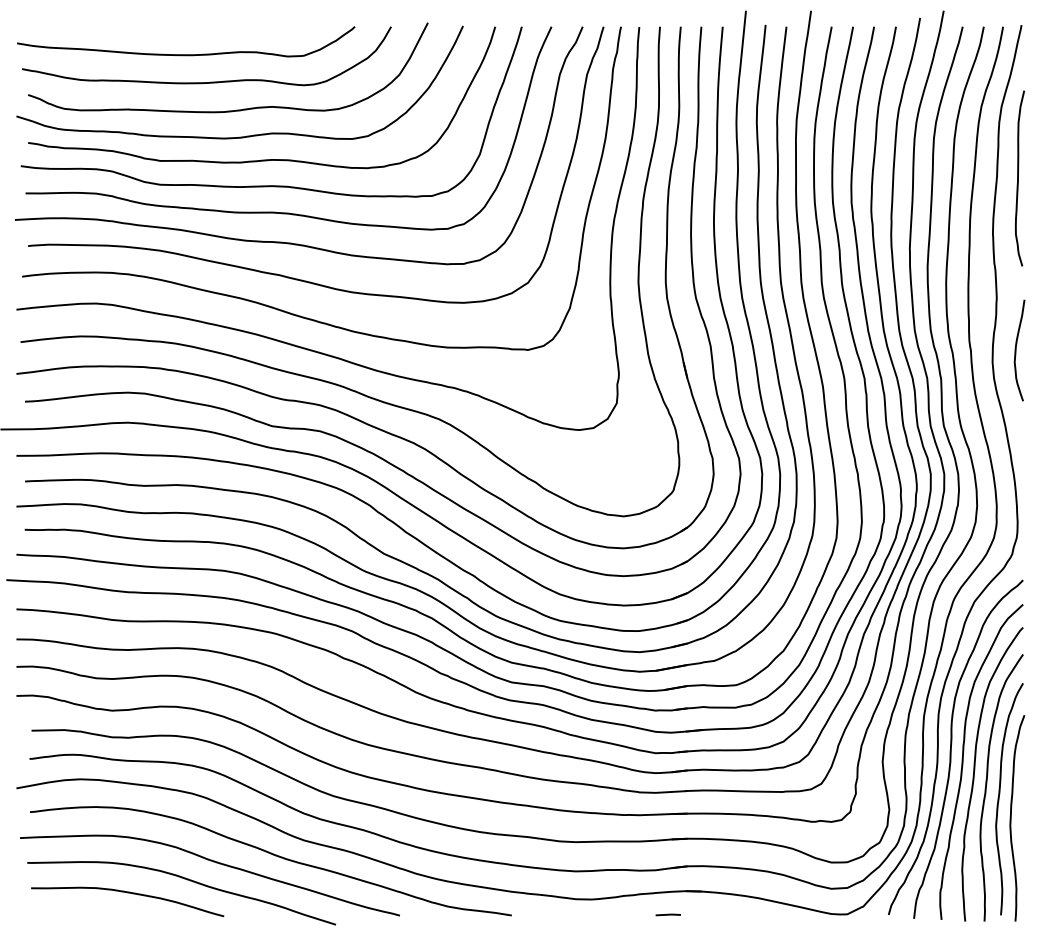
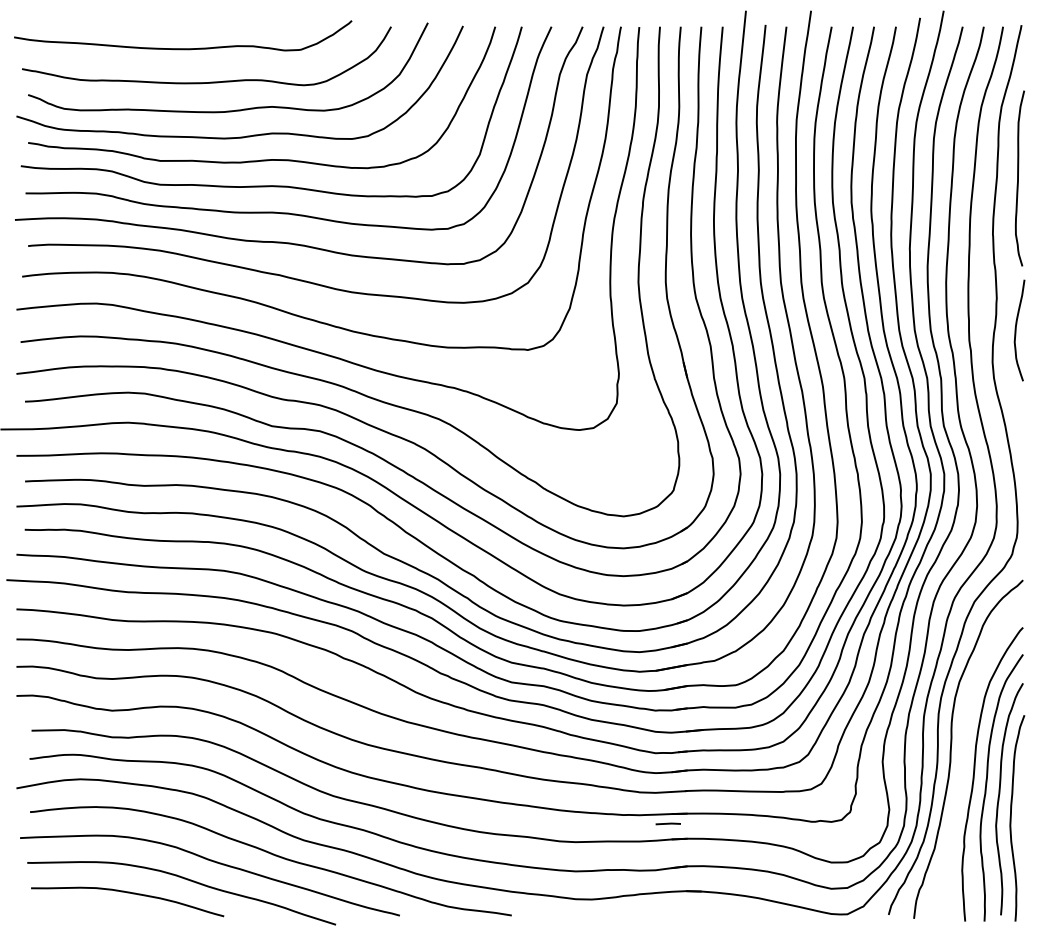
curve position: (186, 54) -> (183, 48) (183, 48)
curve position: (1016, 350) -> (1016, 330) (1016, 330)
curve: present -> none (963, 761)
line position: (667, 914) -> (667, 823) (667, 823)
